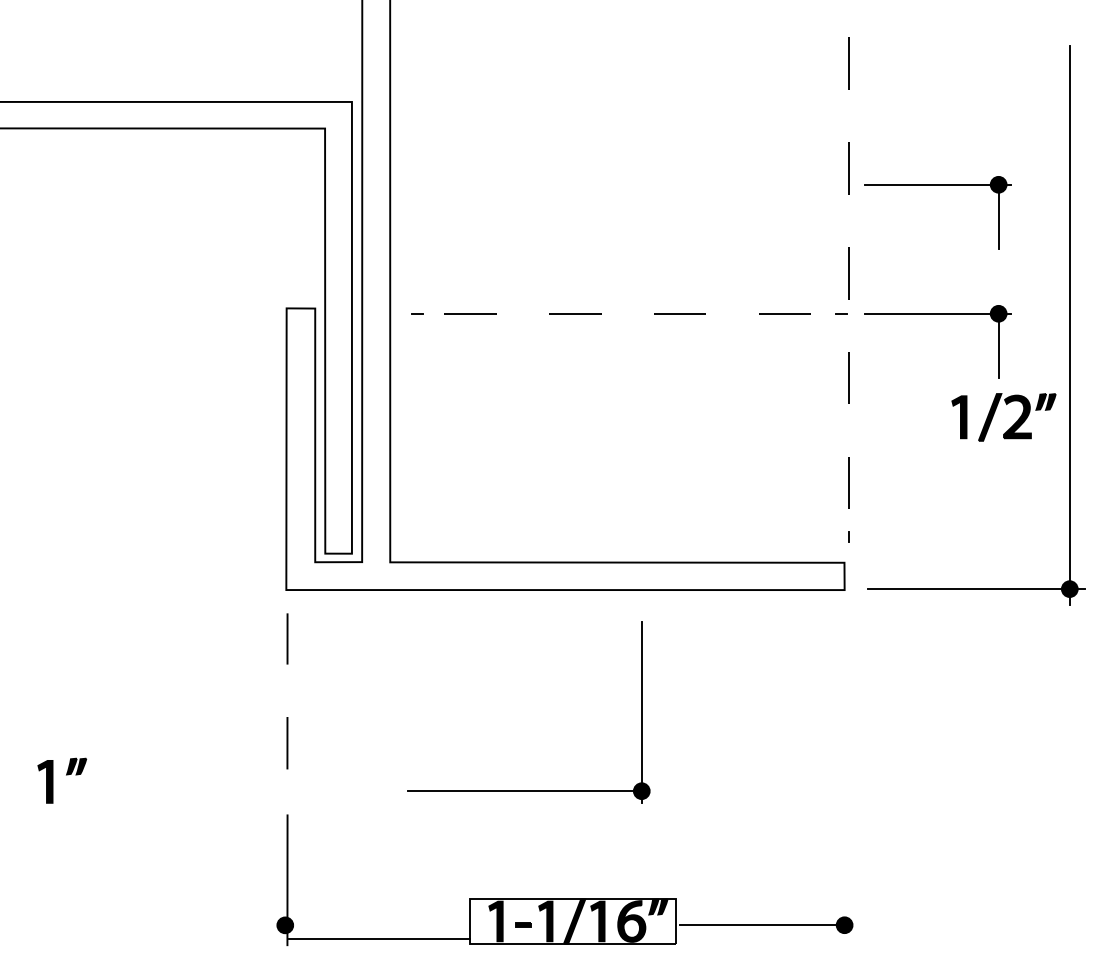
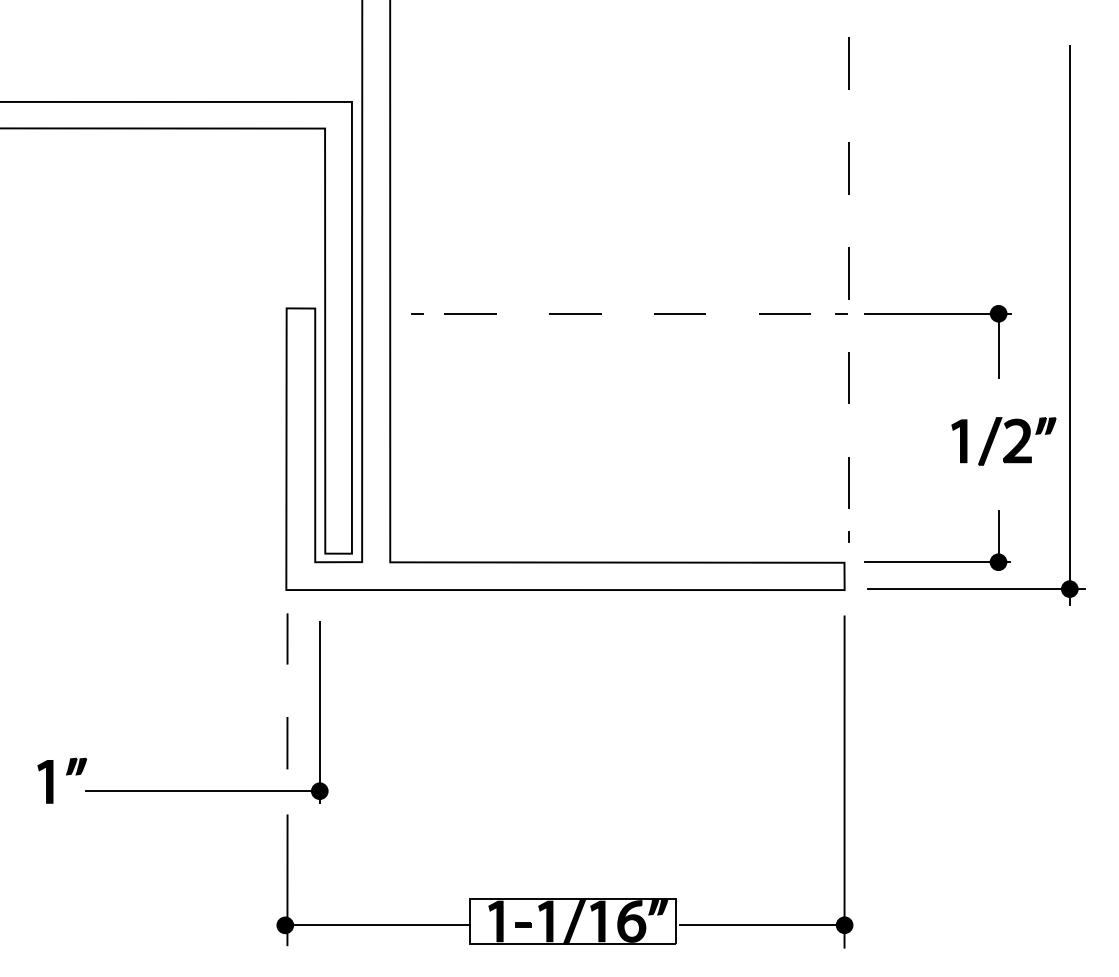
part: present -> none (937, 185)
part position: (995, 412) -> (995, 436) (995, 436)
part: none -> present (937, 561)
line: none -> present (844, 781)
part position: (528, 790) -> (206, 790) (206, 790)
line position: (379, 939) -> (379, 925) (379, 925)
